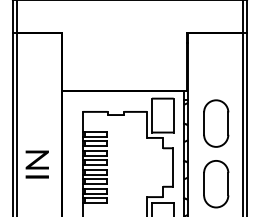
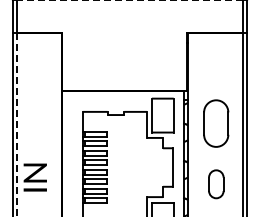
line: solid -> dashed (129, 0)
line: solid -> dashed (17, 124)
text position: (36, 164) -> (34, 177) (34, 177)
part size: 27x49 px -> 17x31 px (216, 184)
